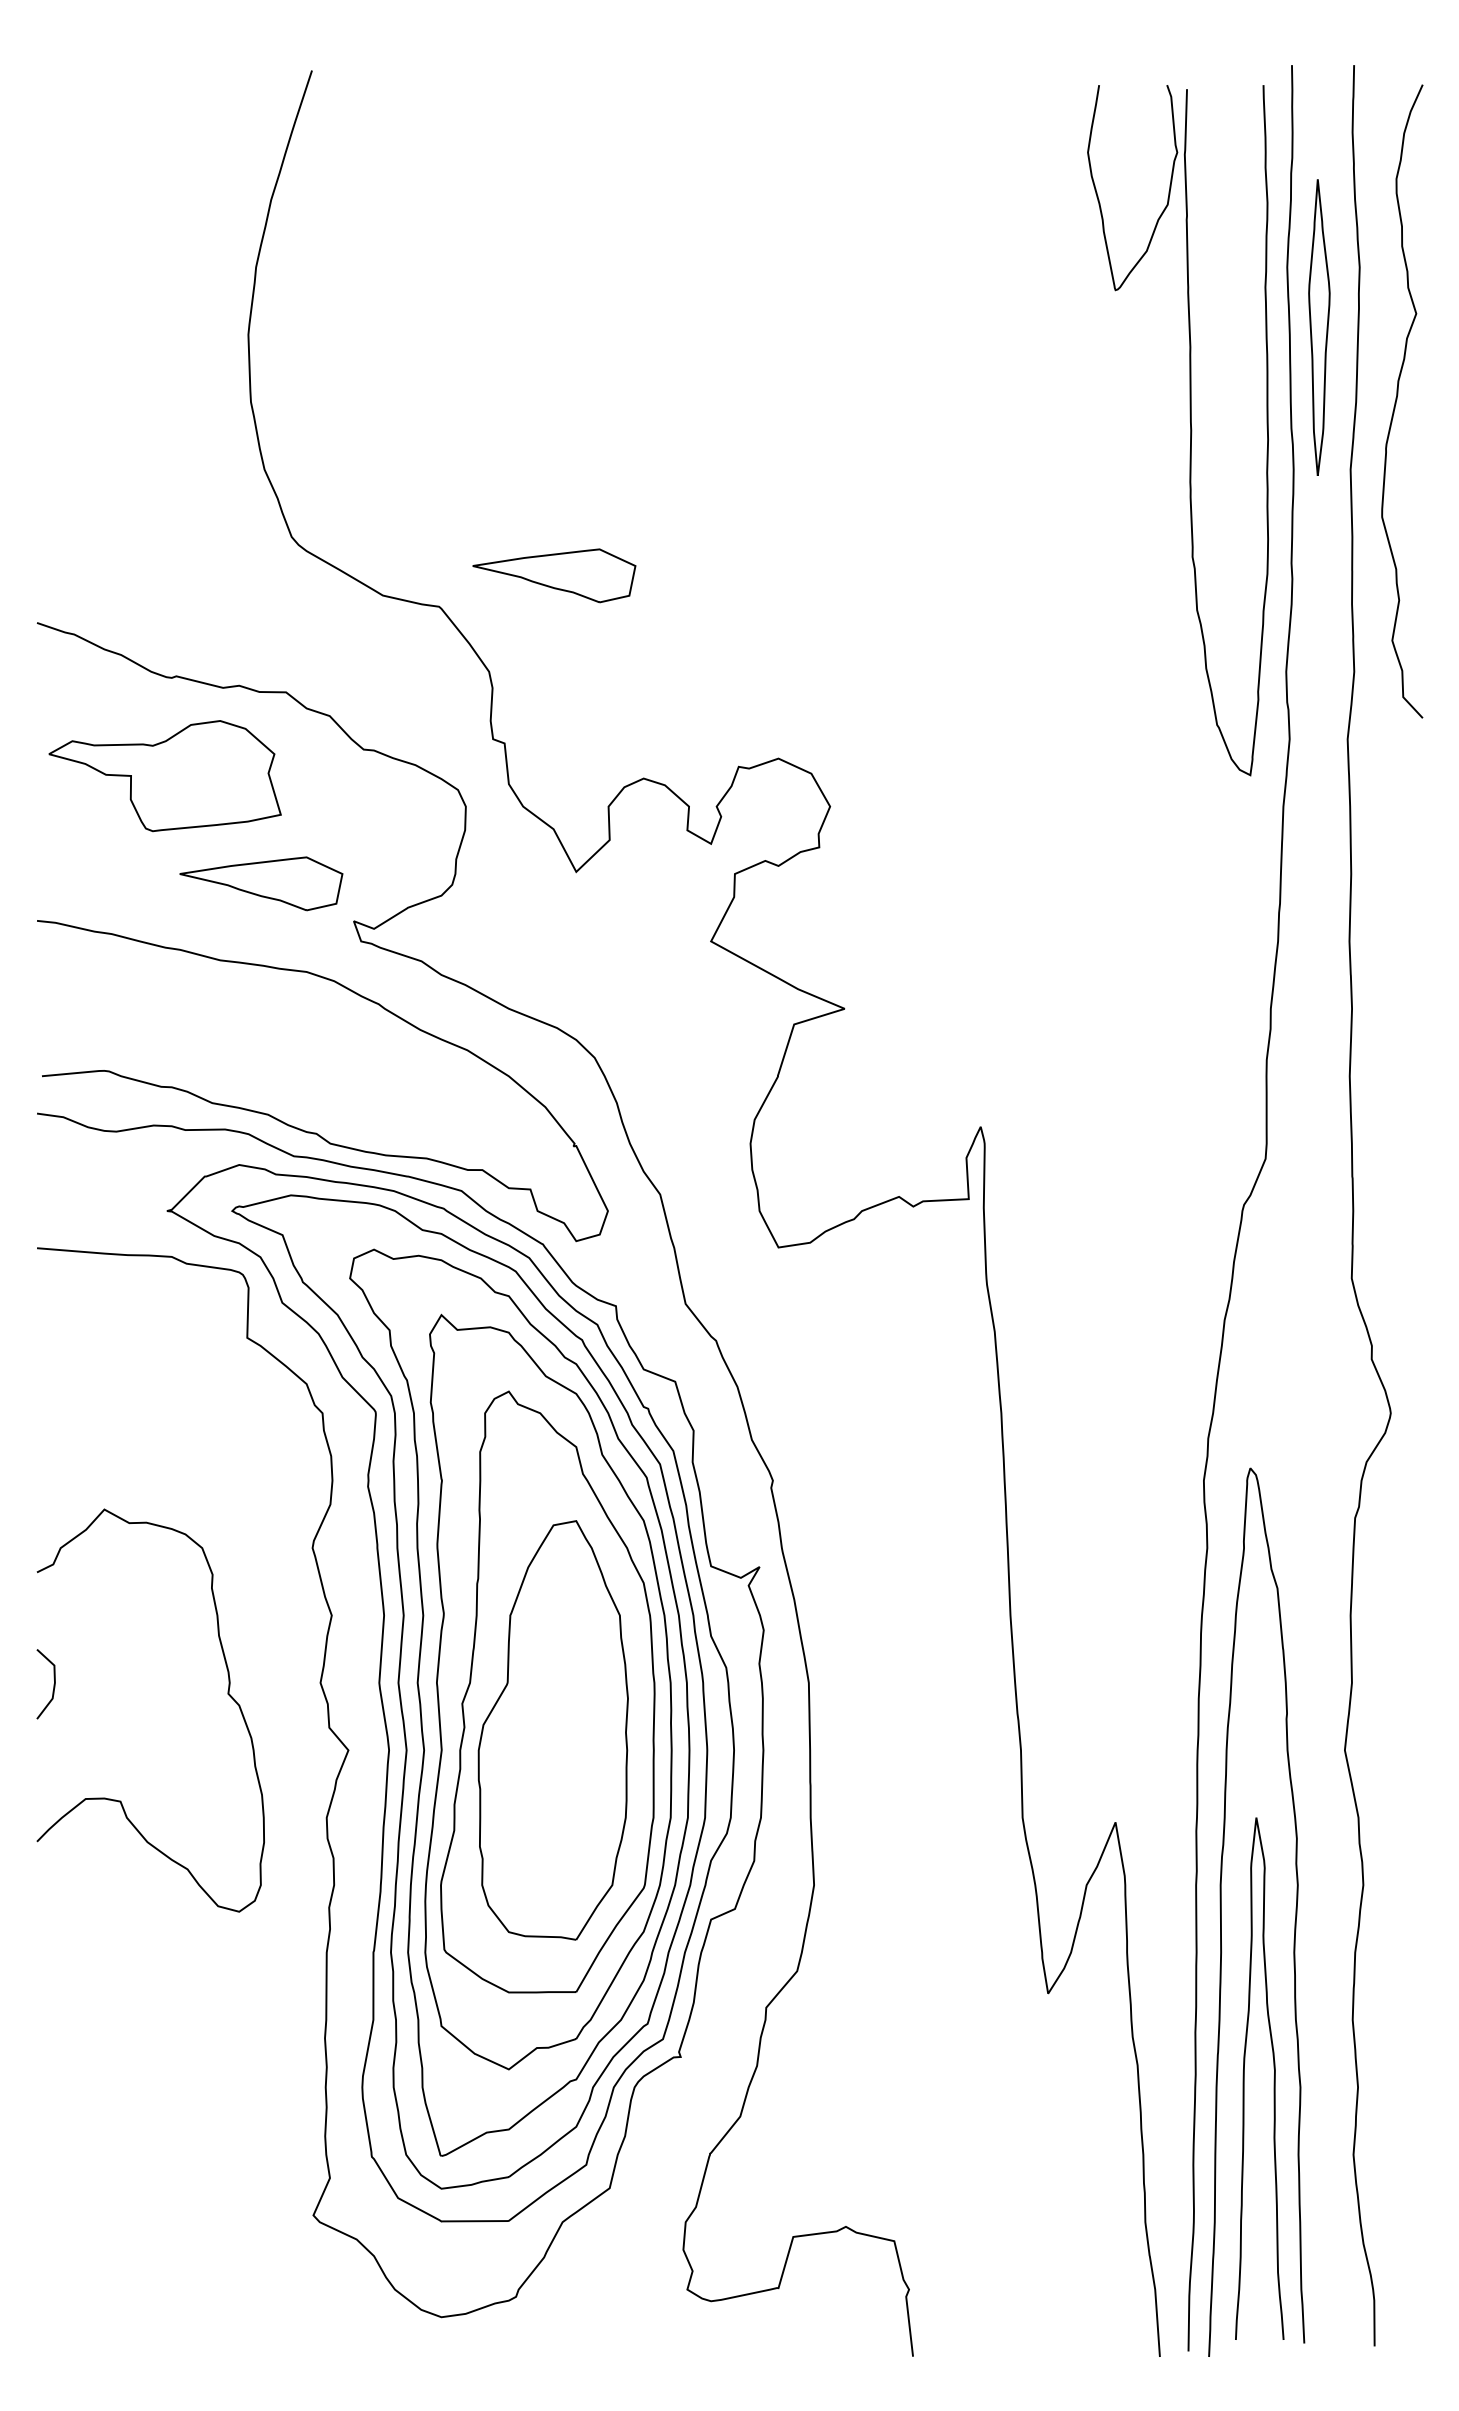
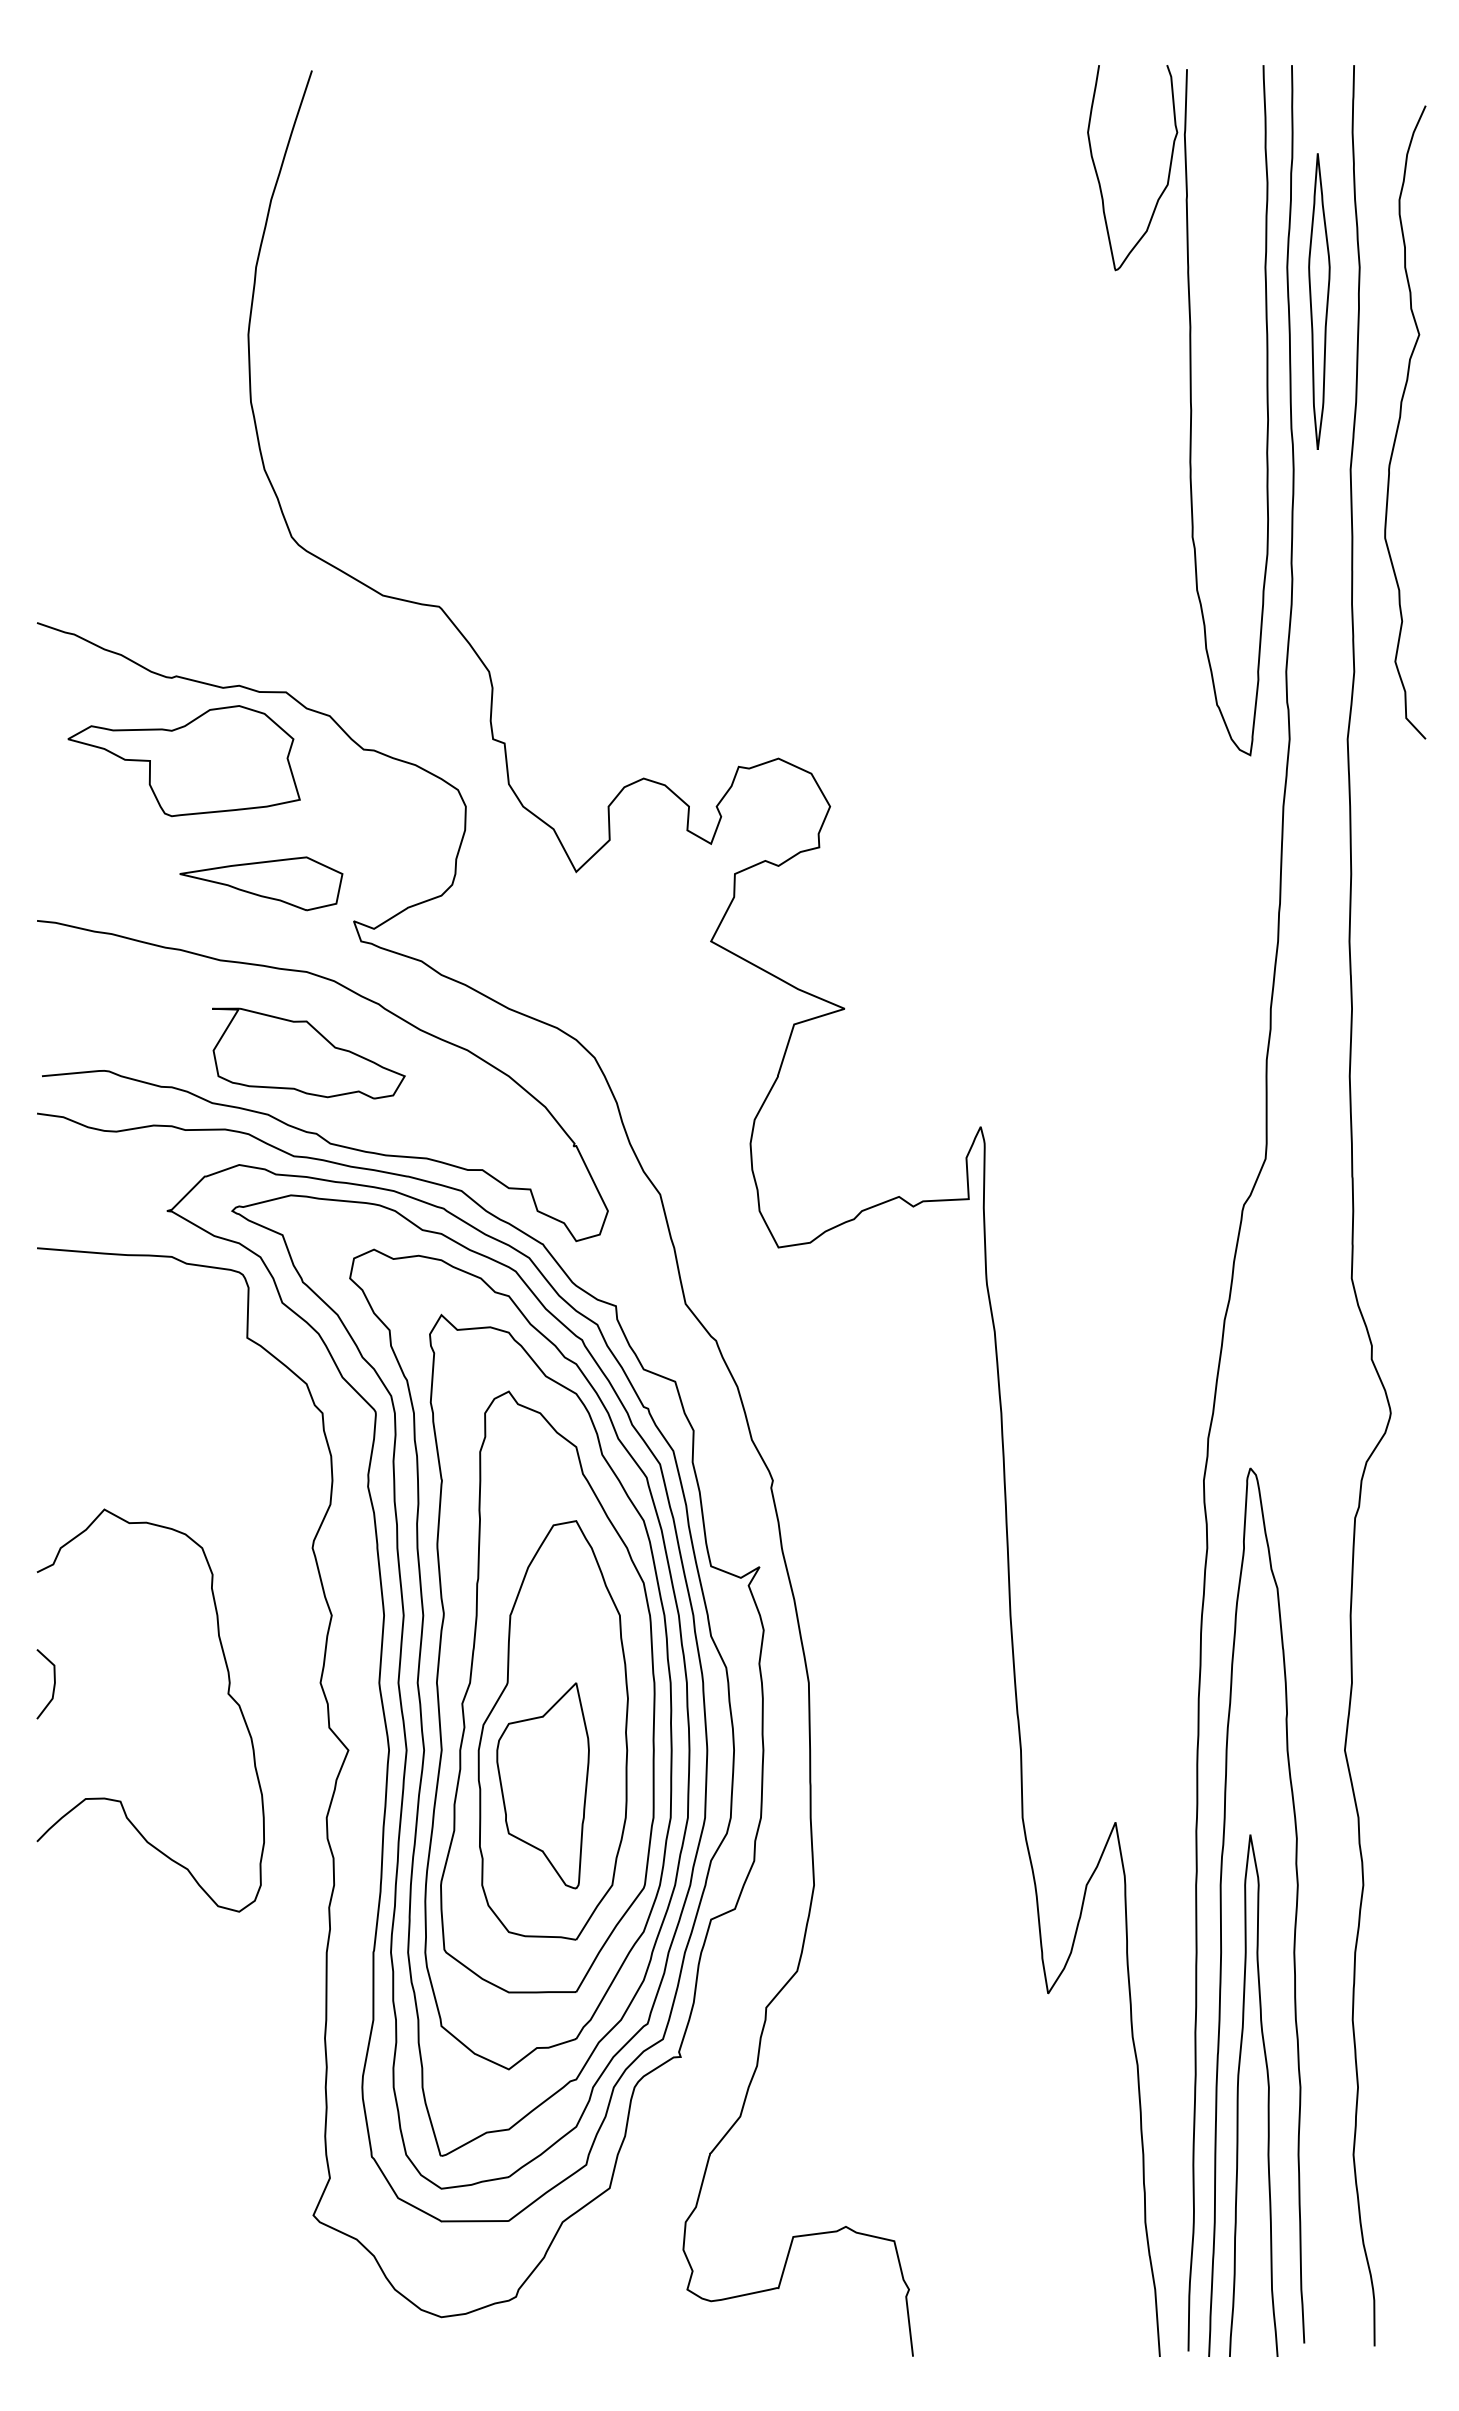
part position: (1319, 327) -> (1319, 301) (1319, 301)
curve position: (1397, 400) -> (1400, 421) (1400, 421)
part position: (1190, 430) -> (1190, 410) (1190, 410)
part: present -> none (554, 575)
part position: (164, 776) -> (183, 761) (183, 761)
part: none -> present (308, 1053)
part: none -> present (542, 1785)
curve position: (1273, 2078) -> (1267, 2095) (1267, 2095)
